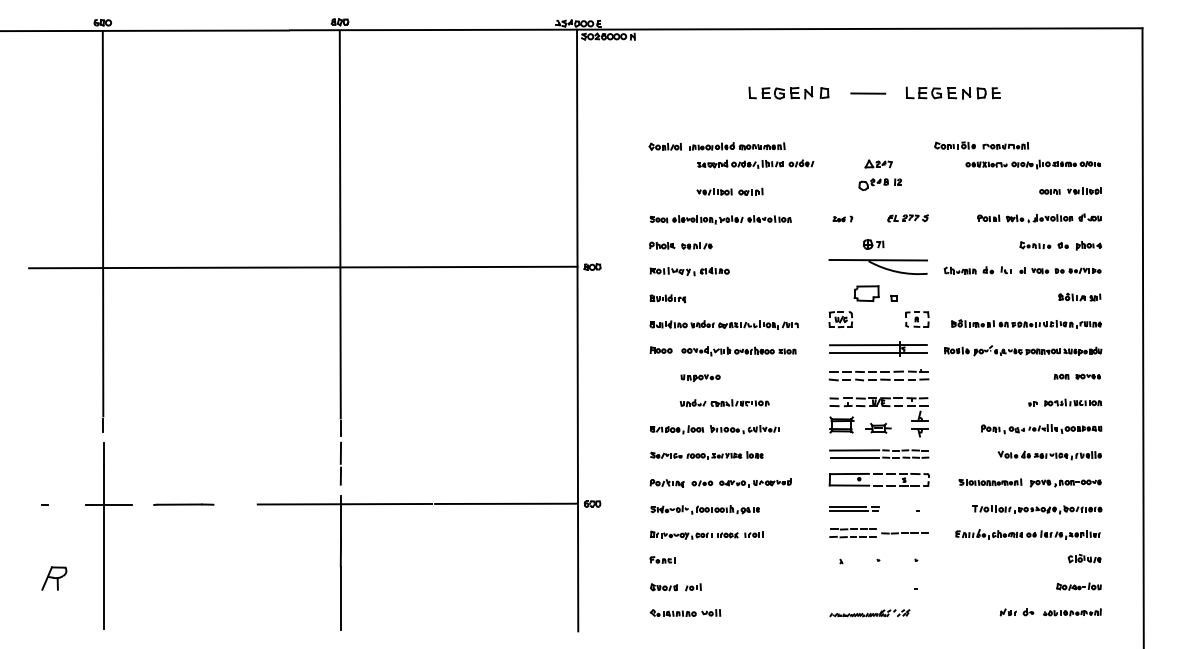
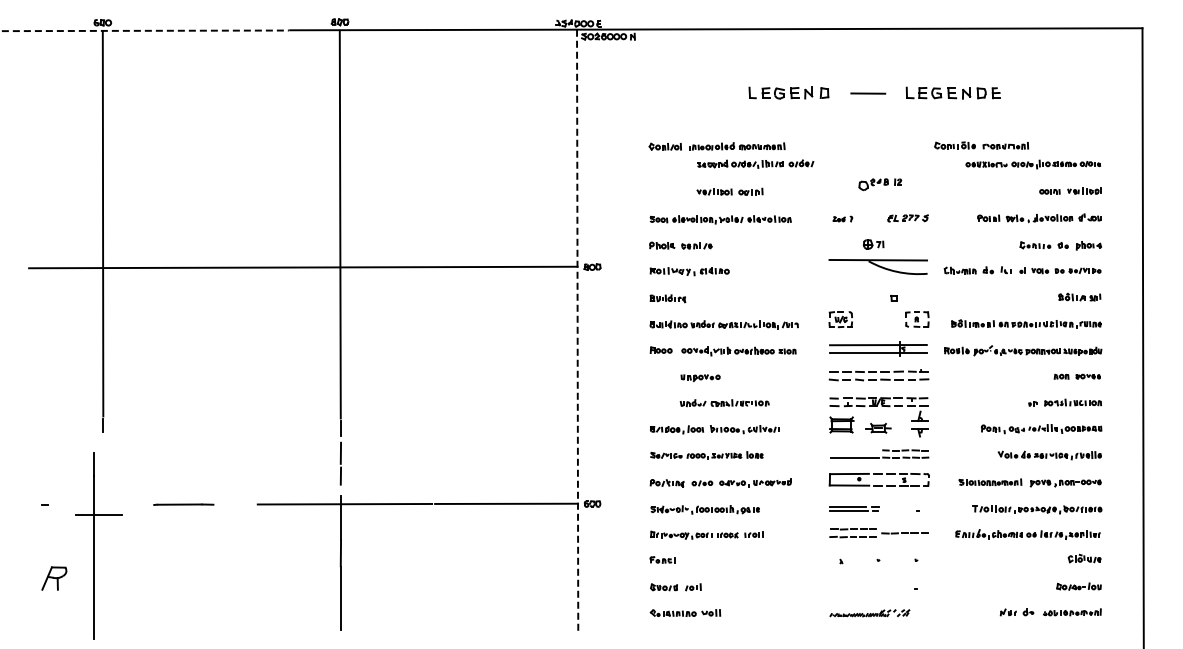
line: solid -> dashed (145, 30)
part: present -> none (878, 163)
part: present -> none (866, 293)
line: solid -> dashed (577, 330)
line: present -> none (854, 450)
part position: (108, 535) -> (98, 545) (98, 545)
